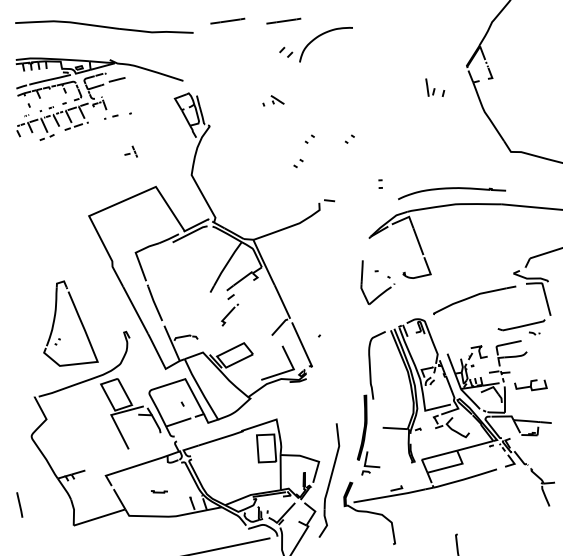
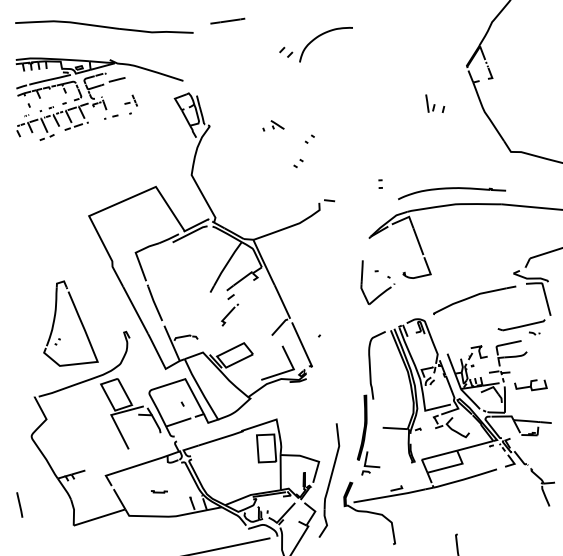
line: present -> none (283, 20)
part position: (435, 87) -> (435, 103) (435, 103)
part position: (273, 100) -> (273, 125) (273, 125)
part: present -> none (349, 138)
part position: (130, 151) -> (130, 100) (130, 100)
